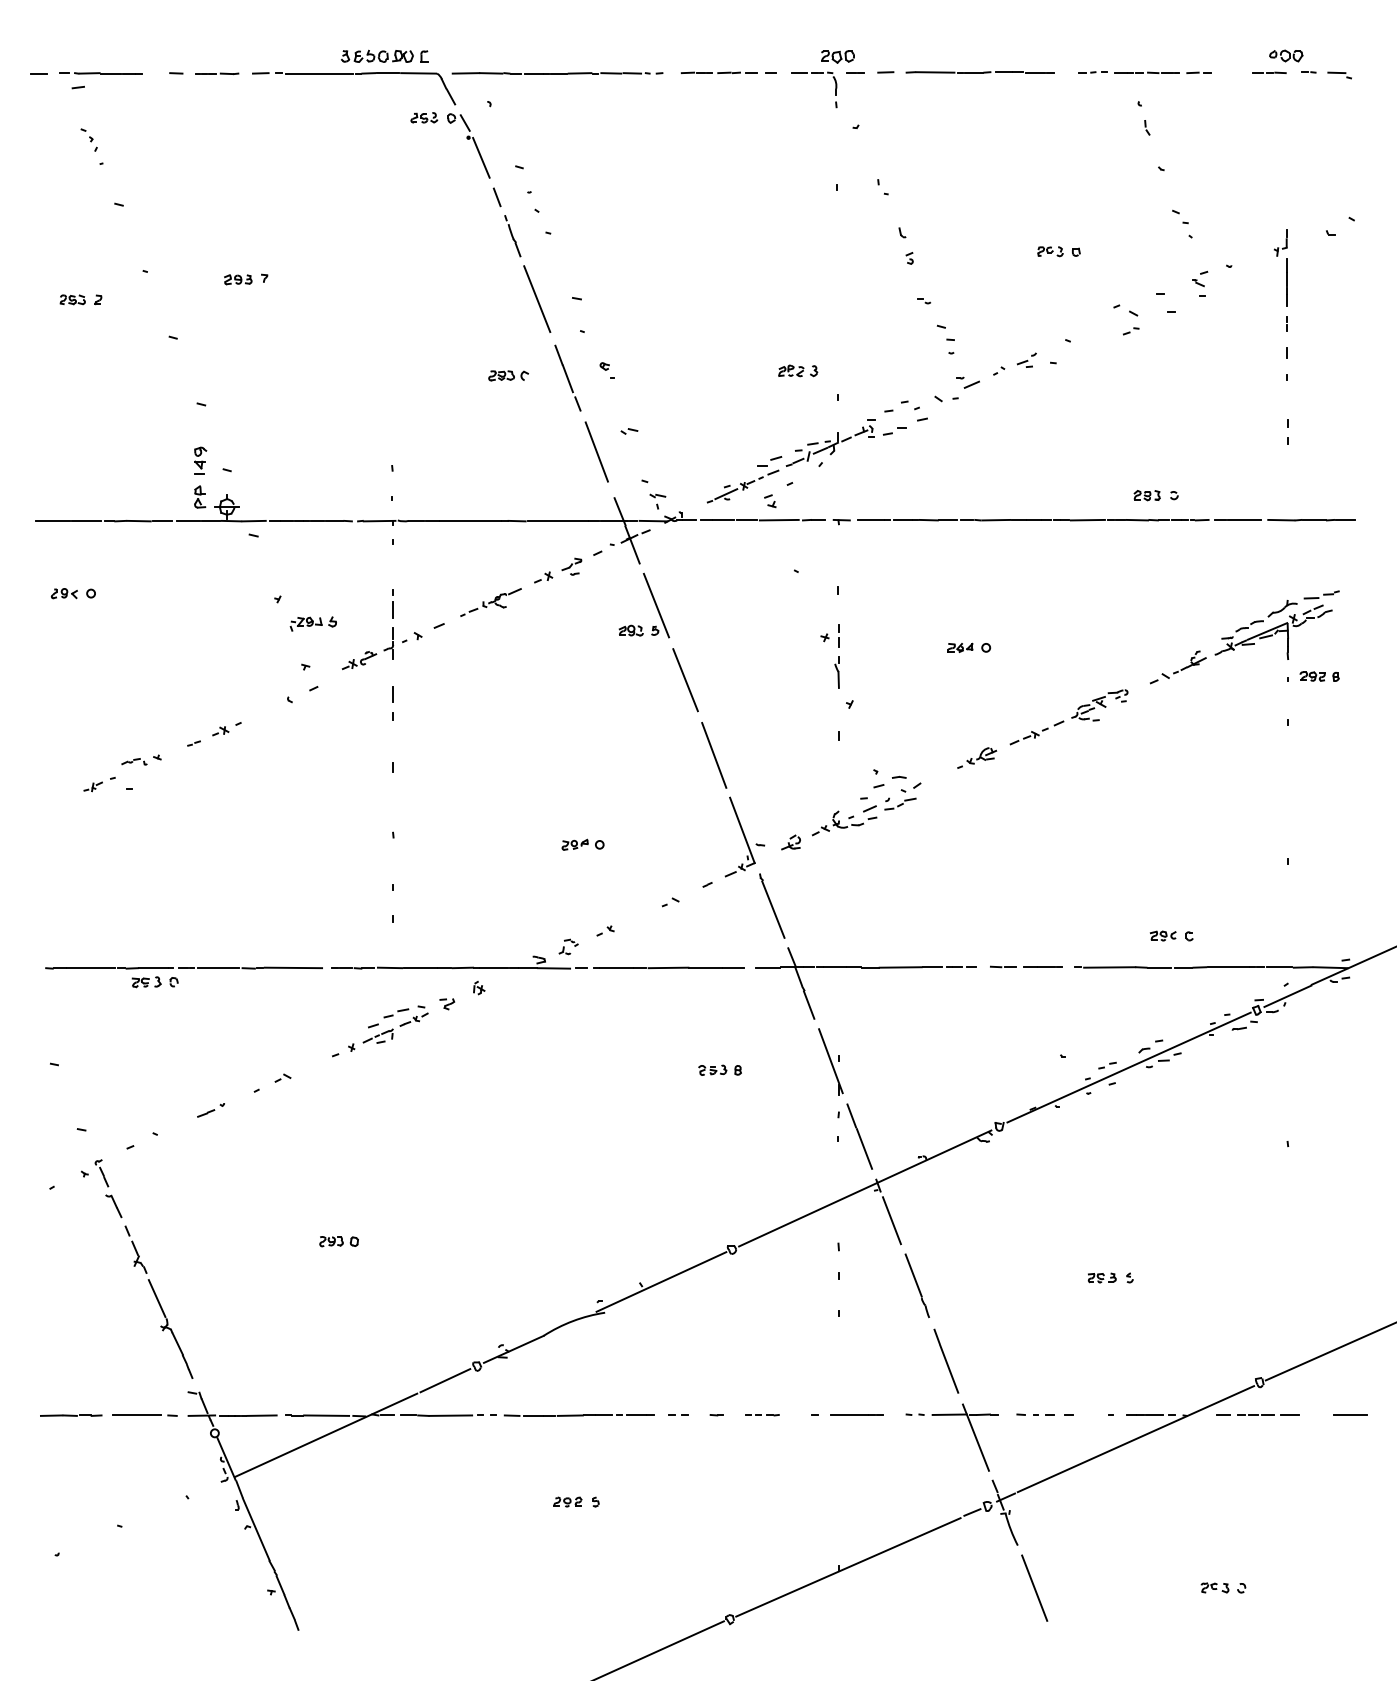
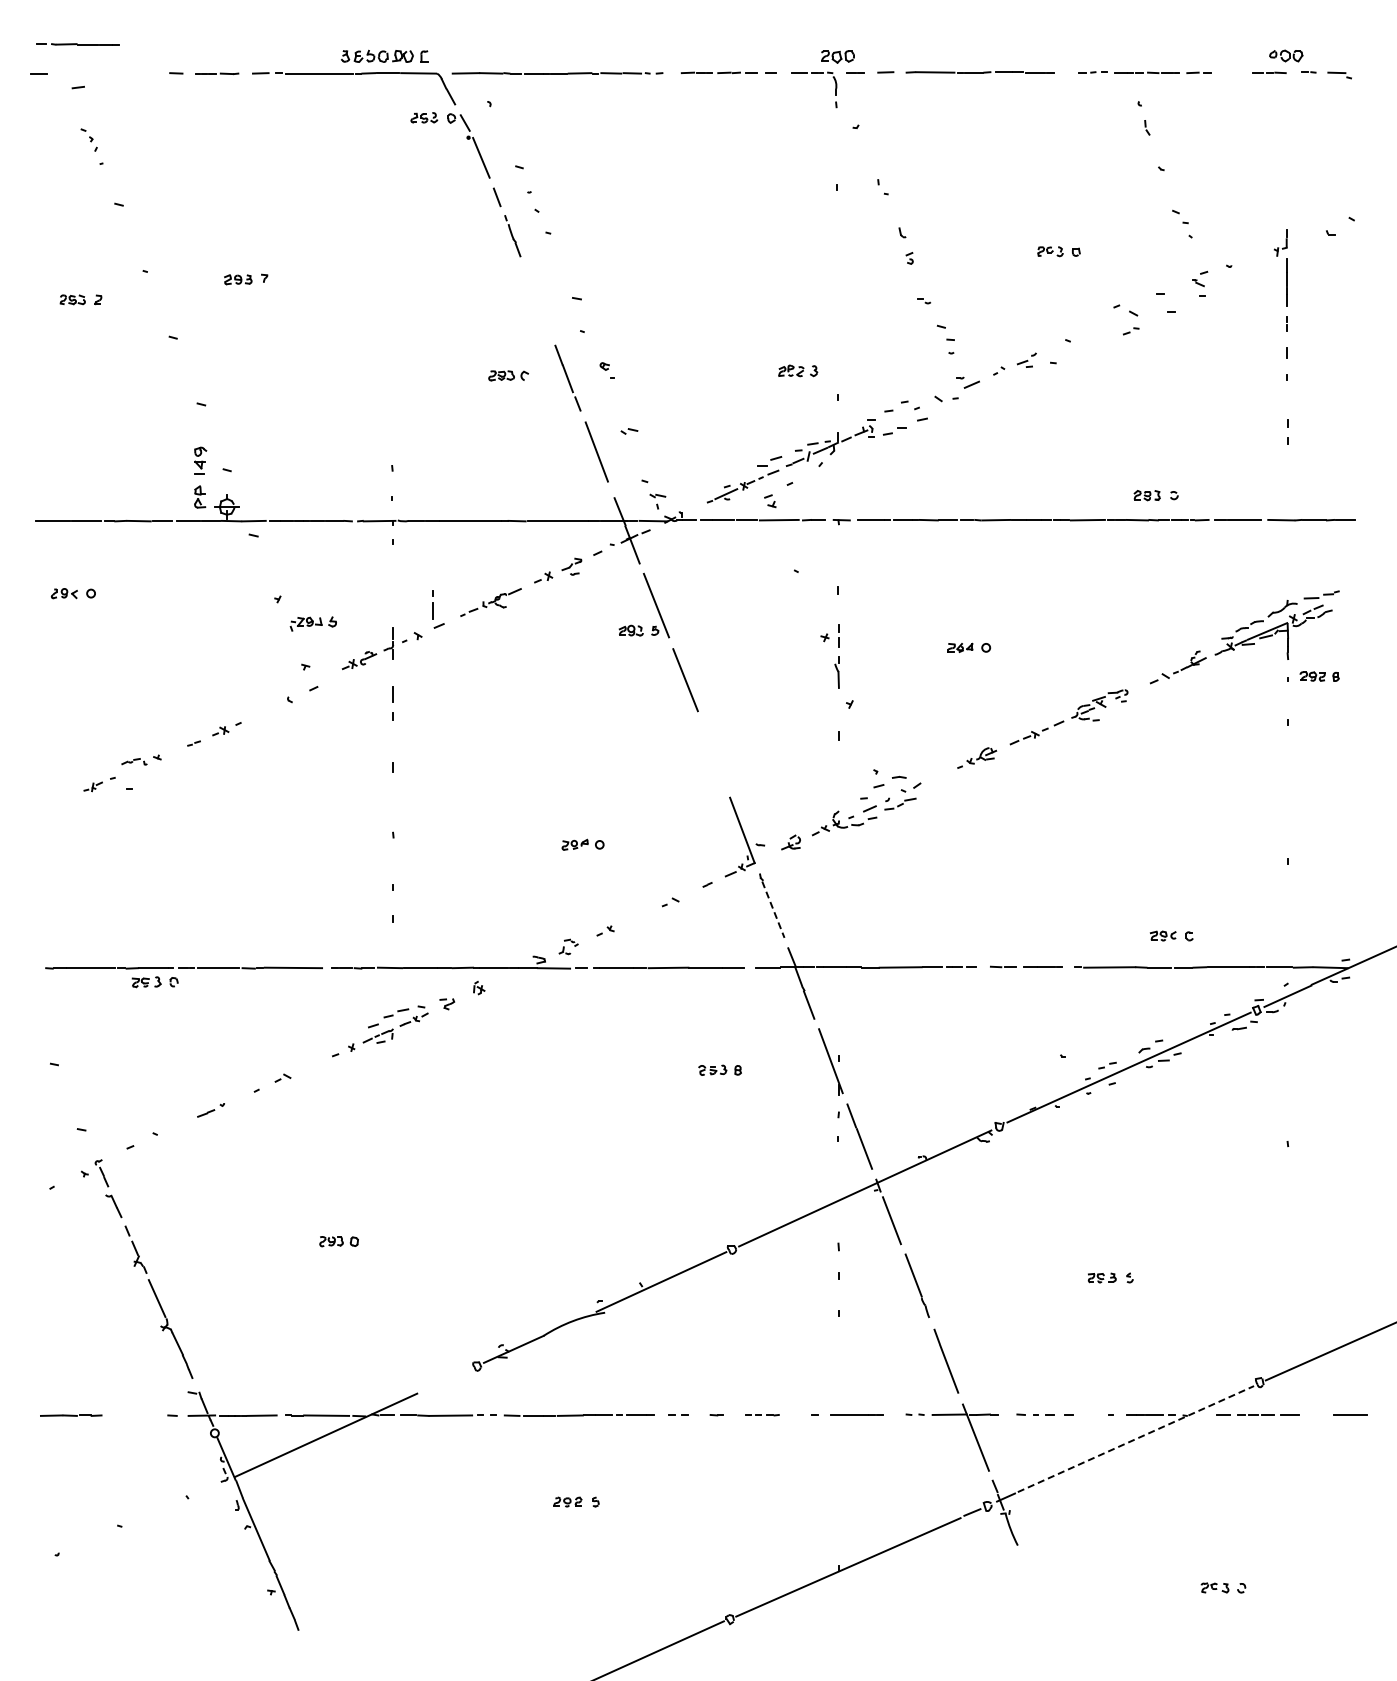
line position: (100, 73) -> (77, 44) (77, 44)
line: present -> none (537, 299)
line position: (392, 603) -> (432, 604) (432, 604)
line: present -> none (714, 755)
line: solid -> dashed (773, 910)
line: present -> none (445, 1380)
line: present -> none (137, 1415)
line: solid -> dashed (1136, 1438)
line: present -> none (1034, 1587)
